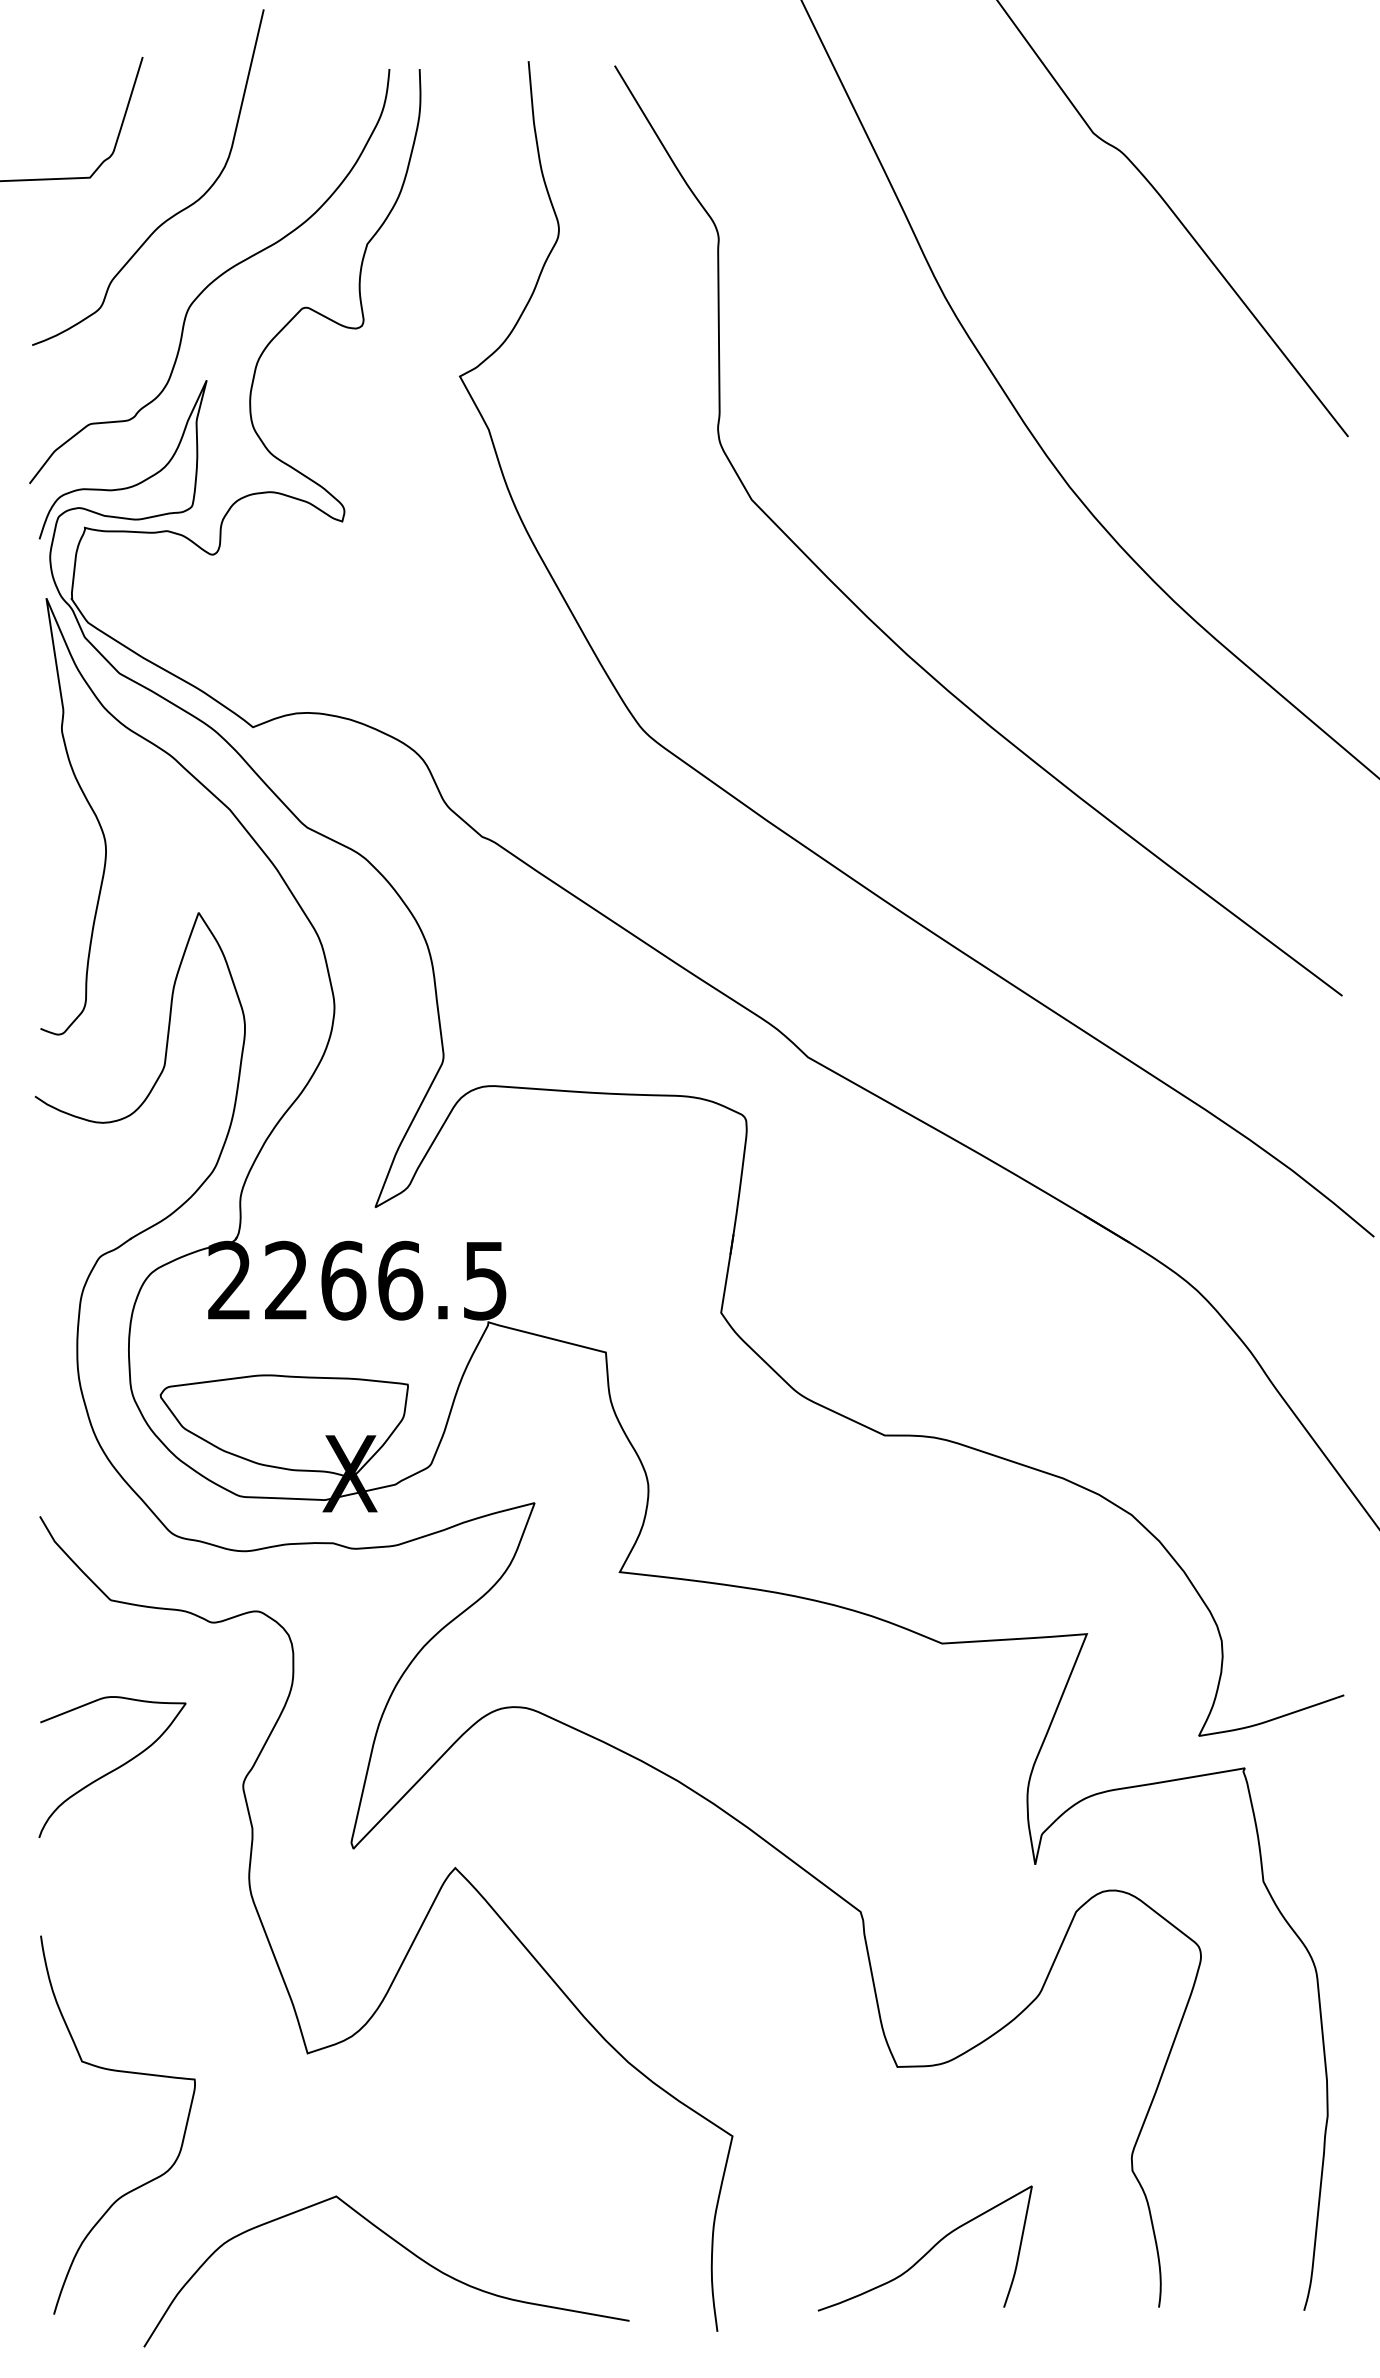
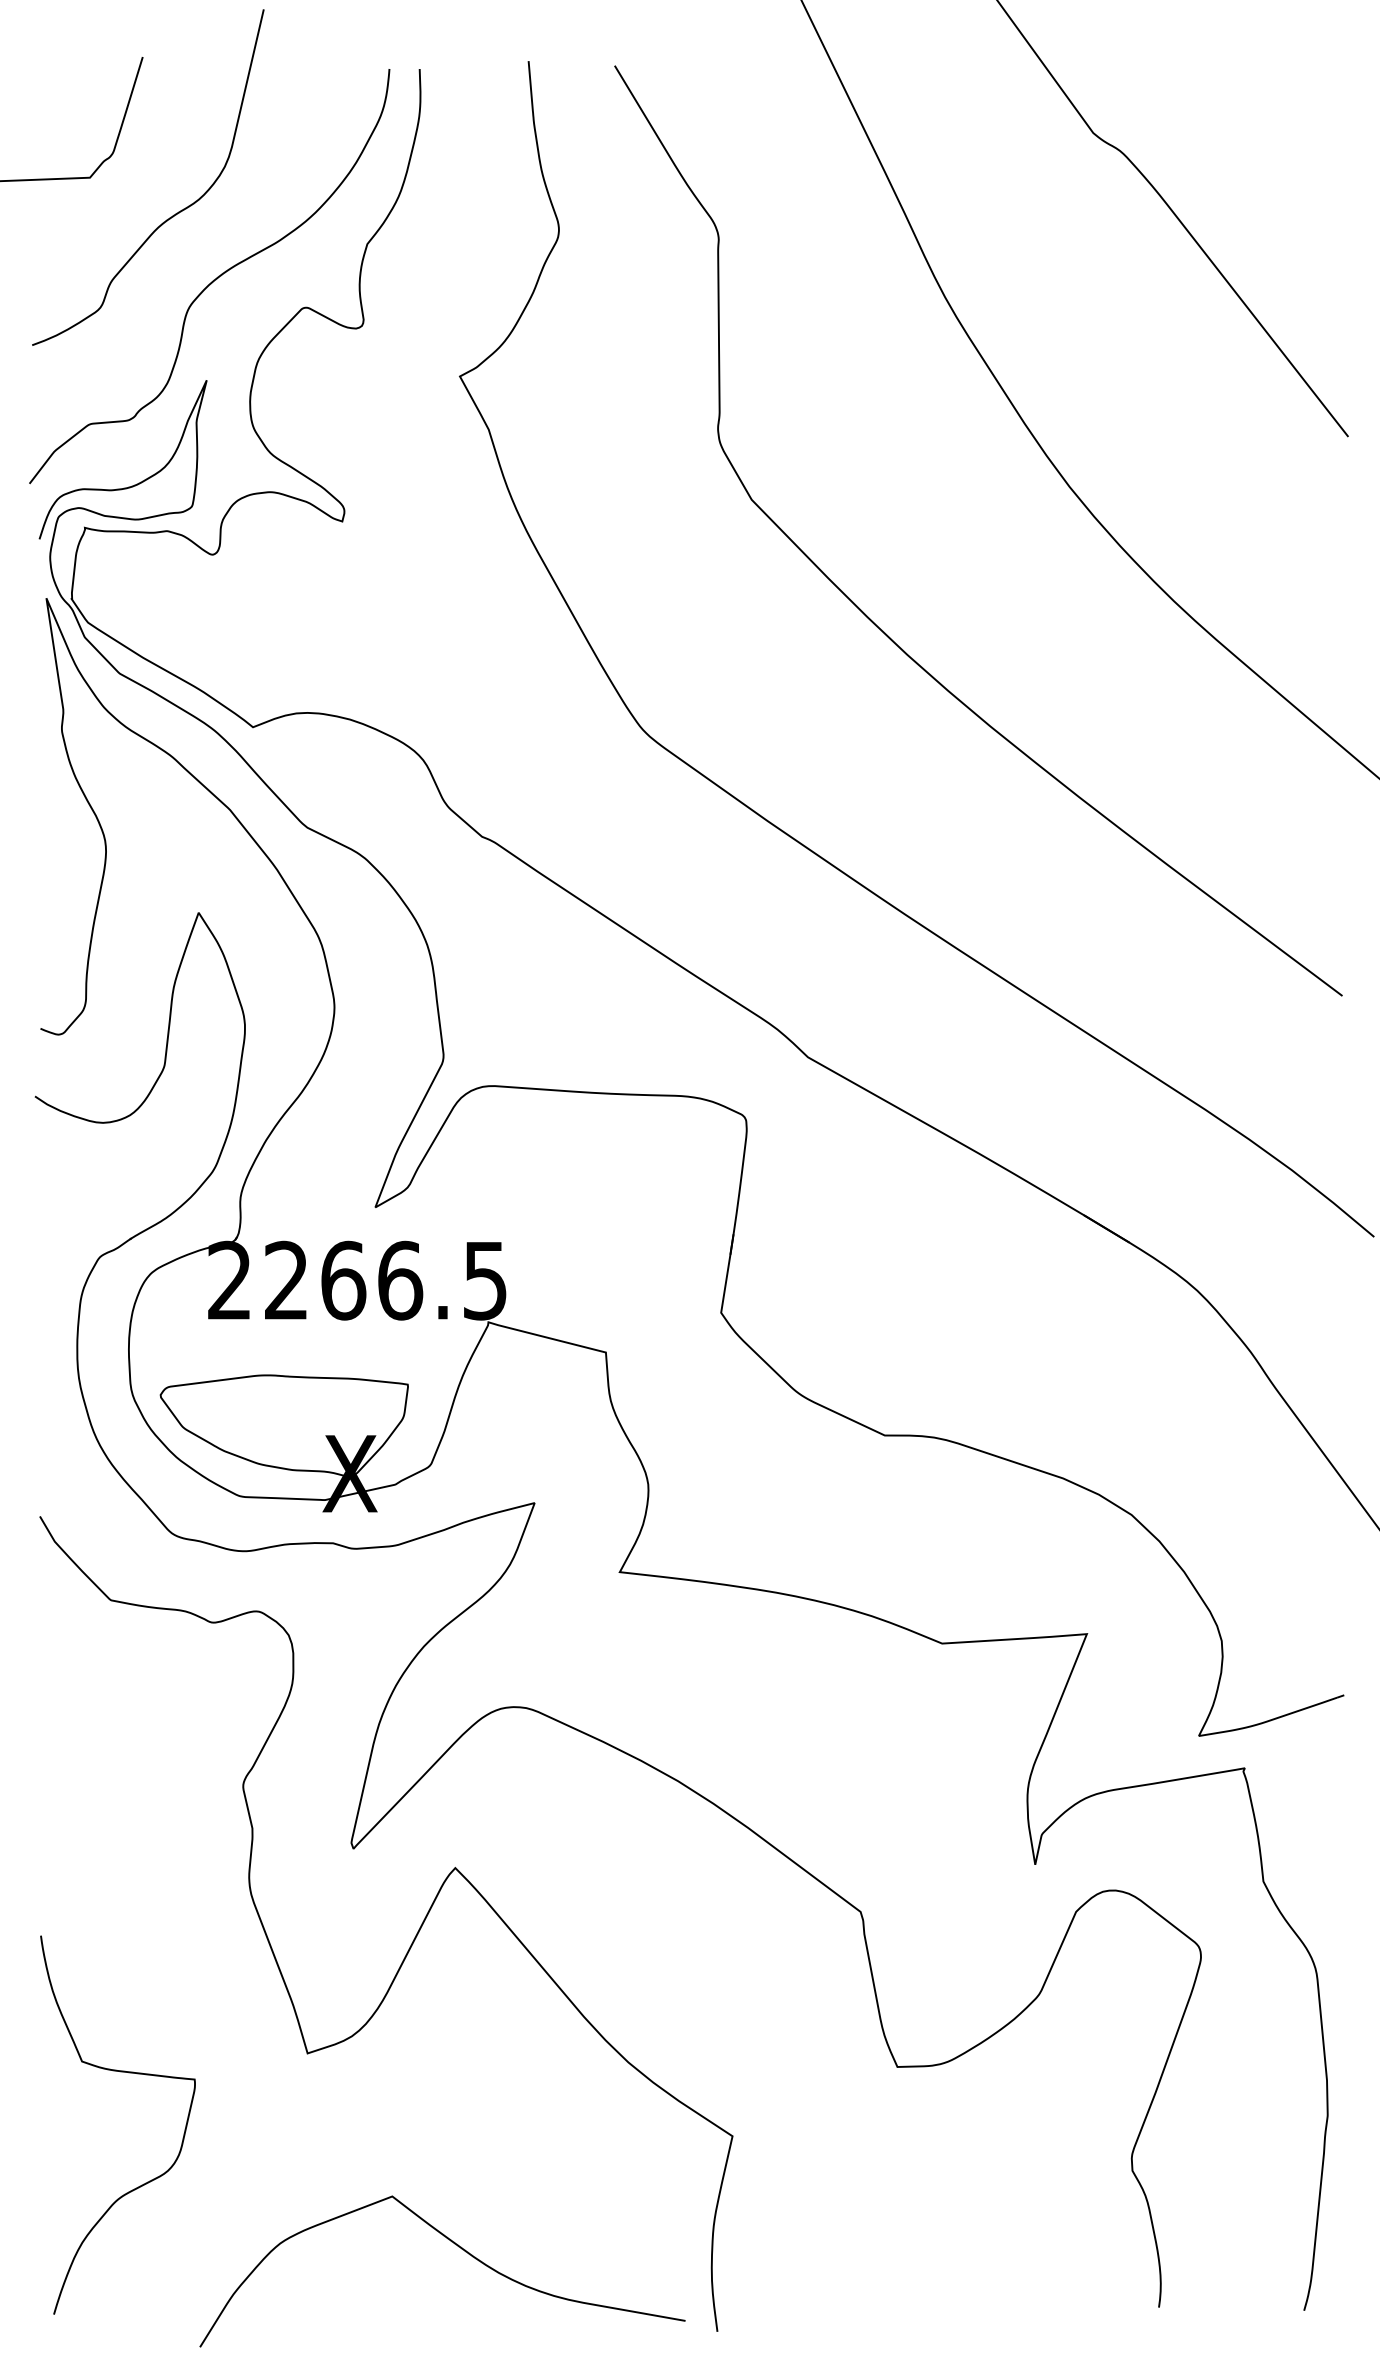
curve: present -> none (113, 1769)
curve position: (402, 2247) -> (458, 2247) (458, 2247)
curve: present -> none (927, 2251)
